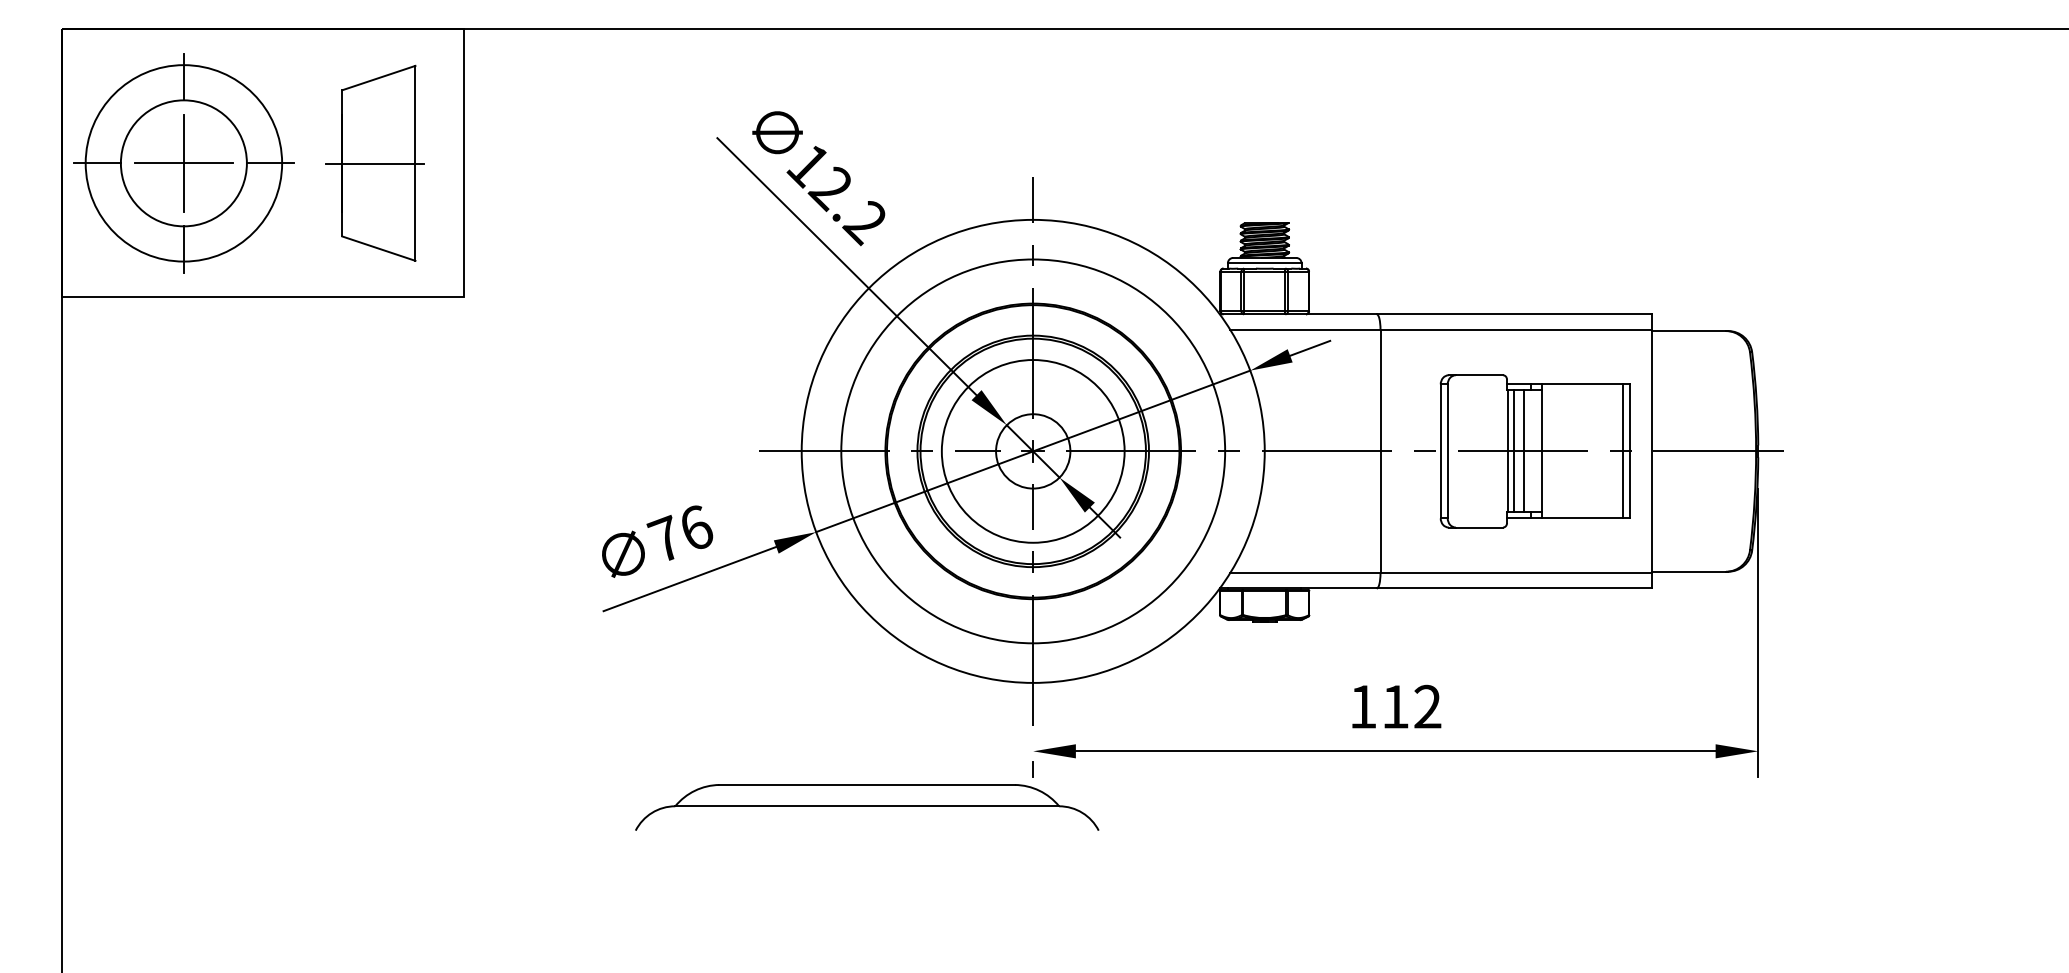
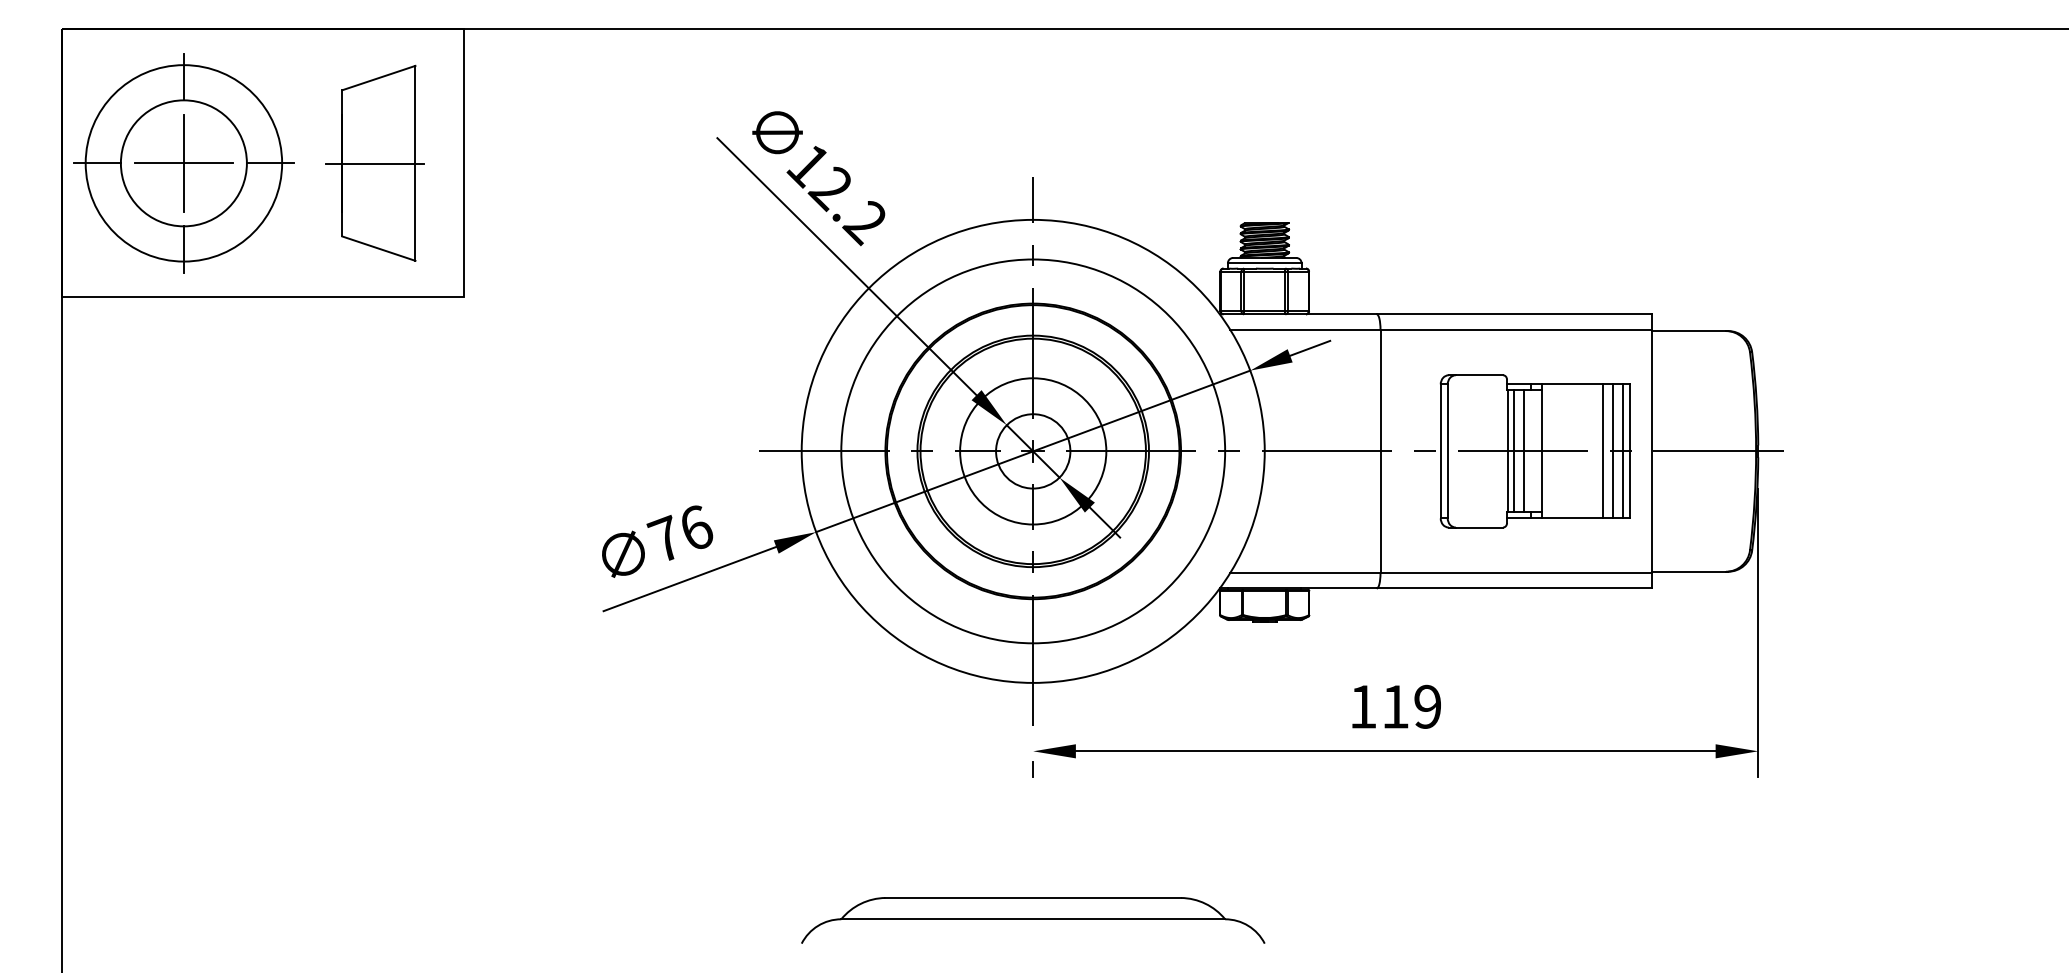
circle diameter: 183 px -> 146 px (1033, 451)
line: none -> present (1603, 451)
line: none -> present (1613, 451)
text: 112 -> 119 (1427, 706)
part position: (867, 807) -> (1033, 920) (1033, 920)
